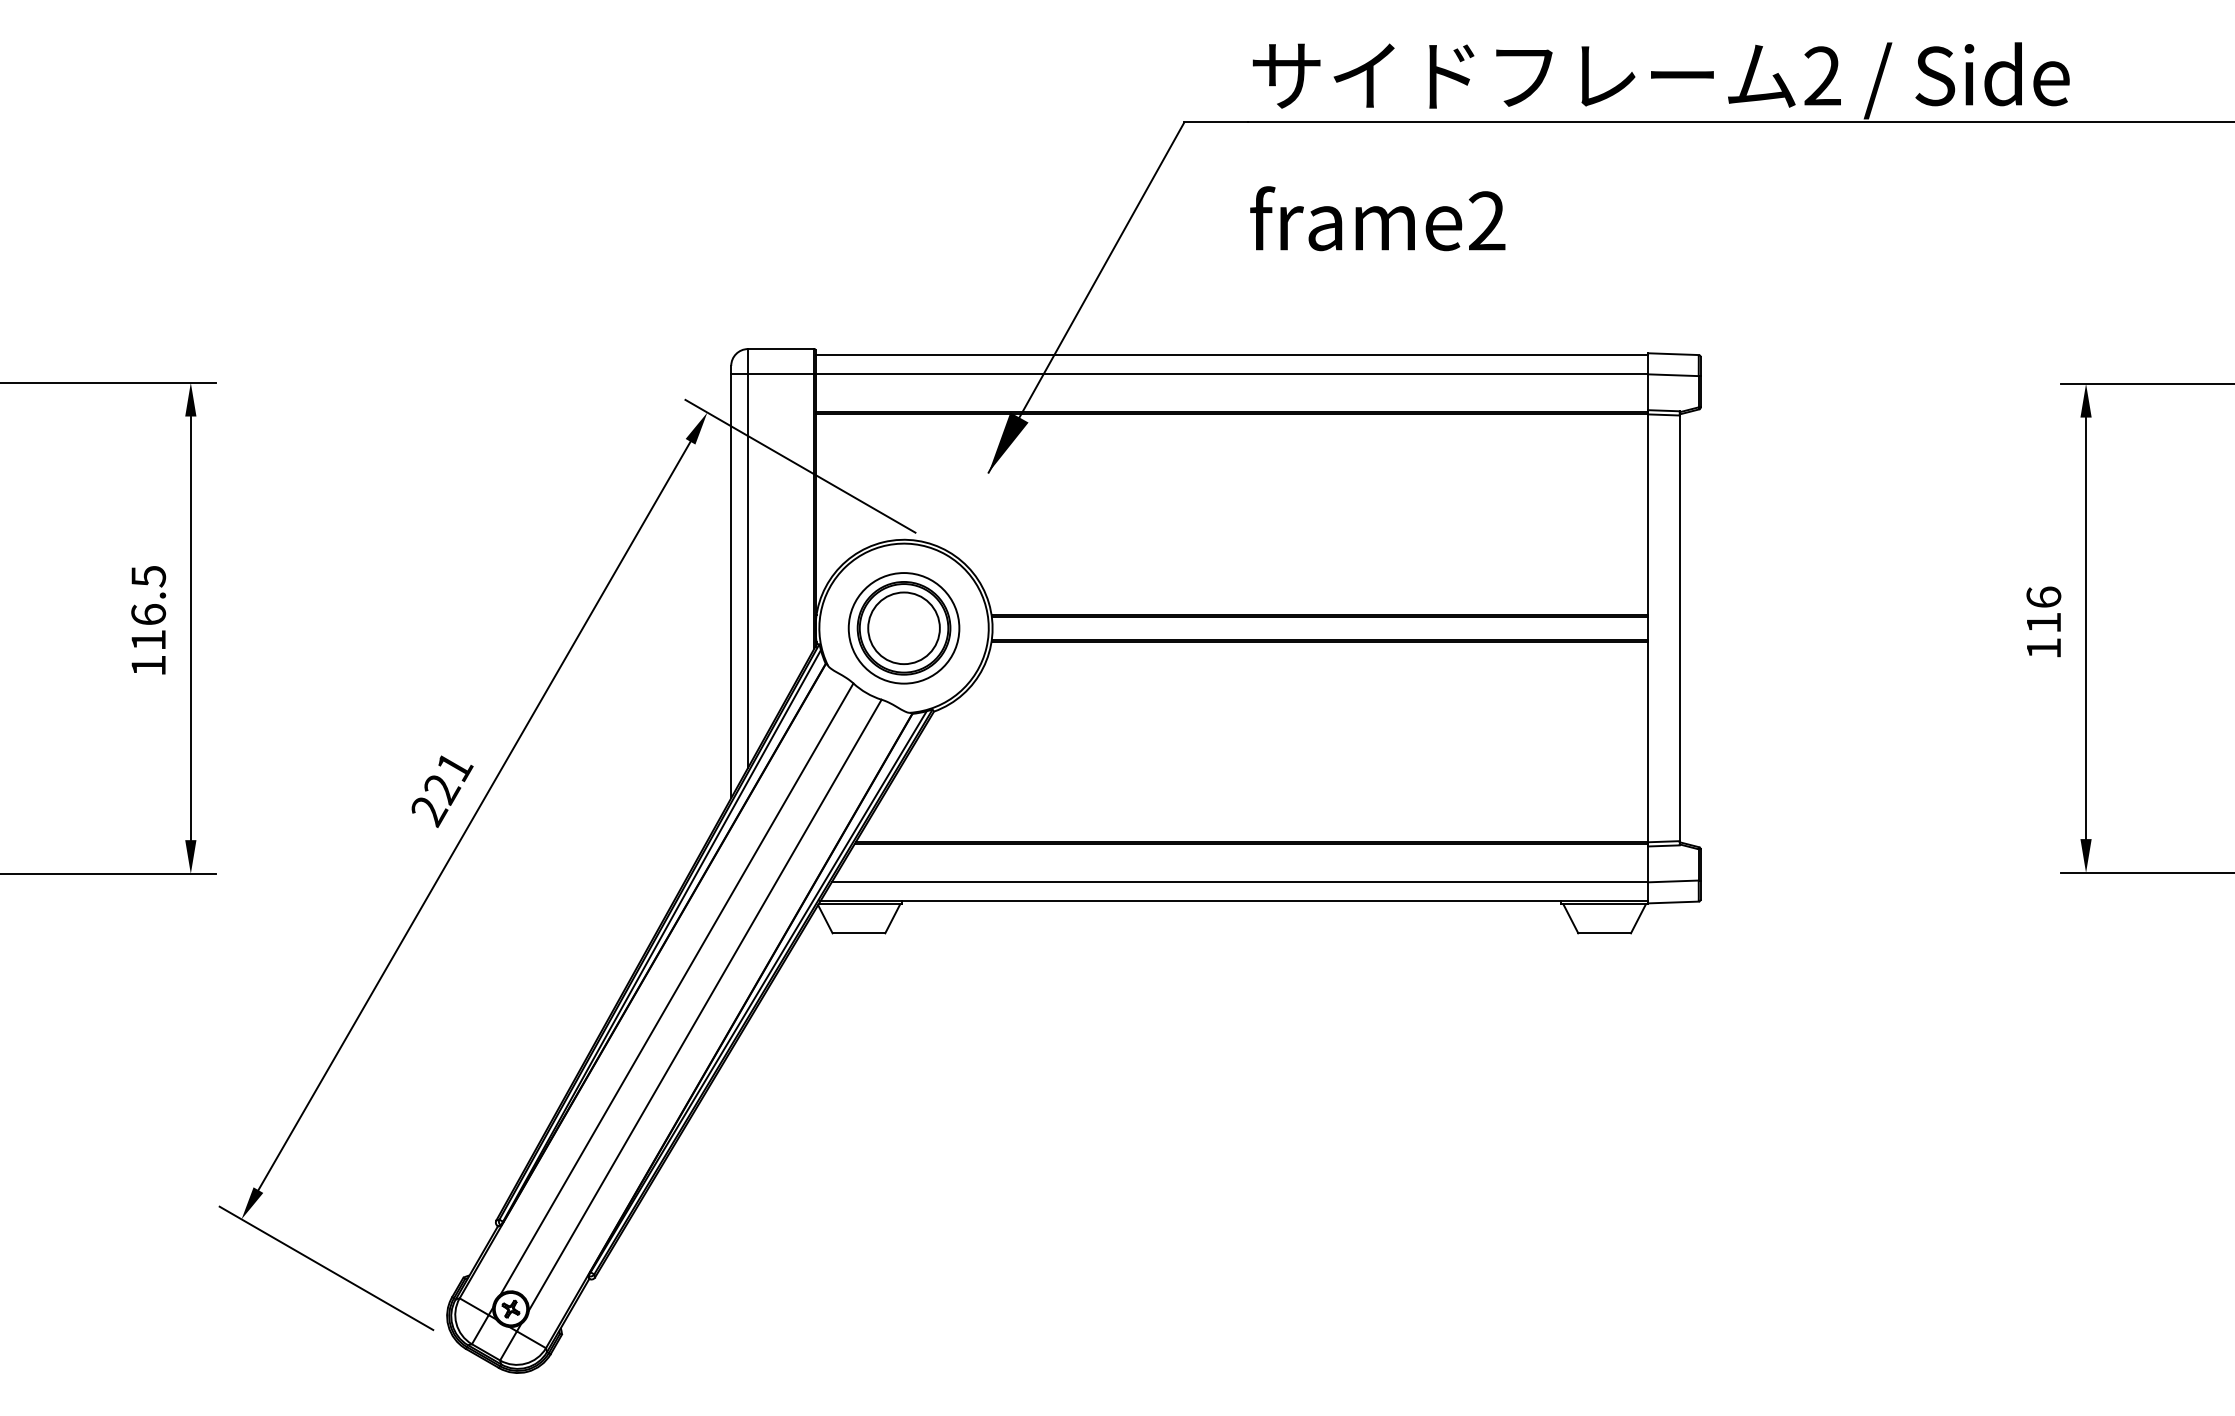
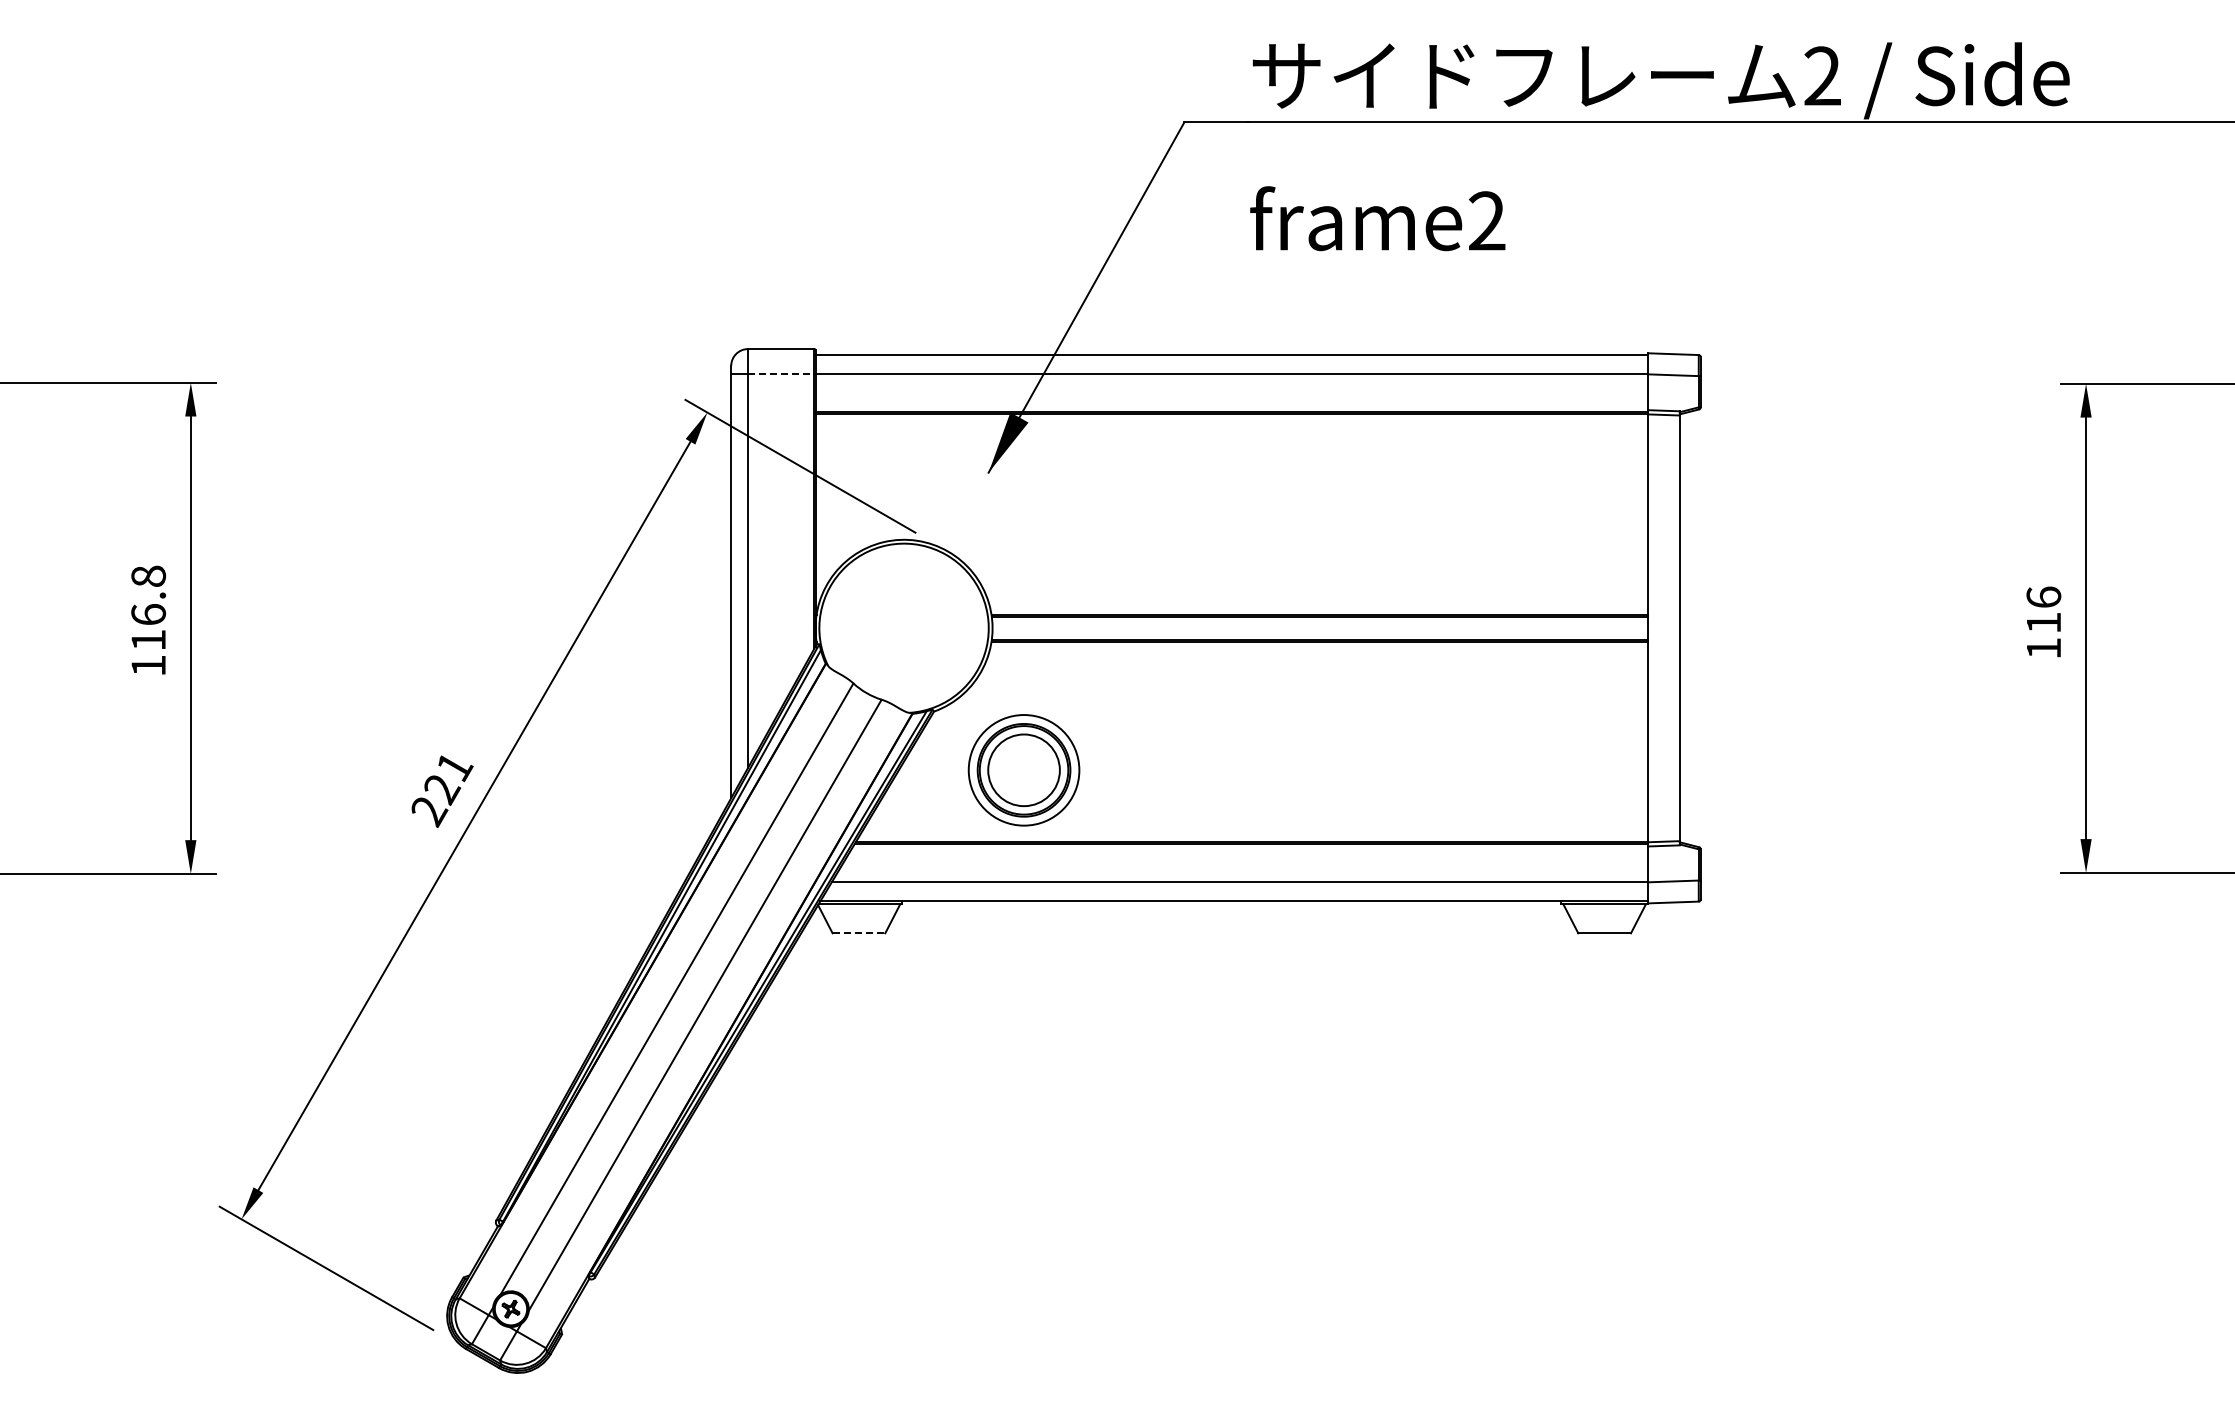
line: solid -> dashed (781, 374)
text: 116.5 -> 116.8 (148, 576)
part position: (903, 628) -> (1023, 770) (1023, 770)
line: solid -> dashed (859, 933)
